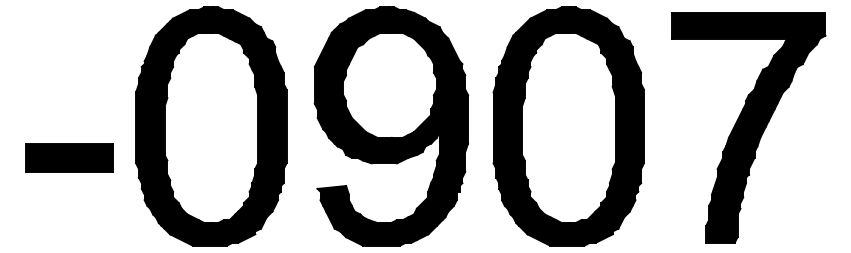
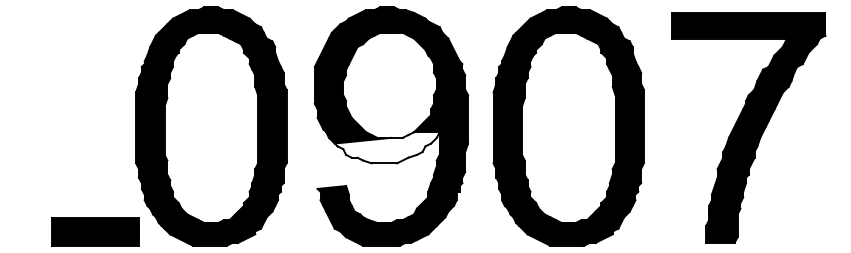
fill: present -> none (386, 147)
part position: (69, 157) -> (95, 231) (95, 231)
